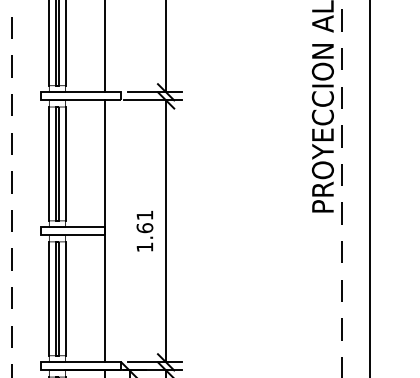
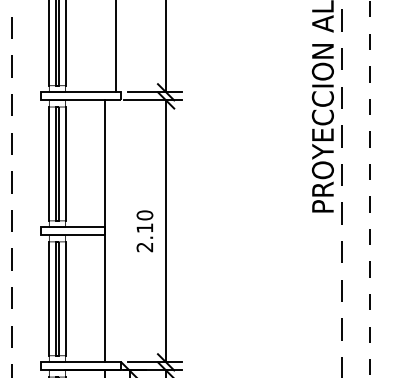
line position: (104, 47) -> (115, 47) (115, 47)
line: solid -> dashed (369, 189)
text: 1.61 -> 2.10 (144, 231)
